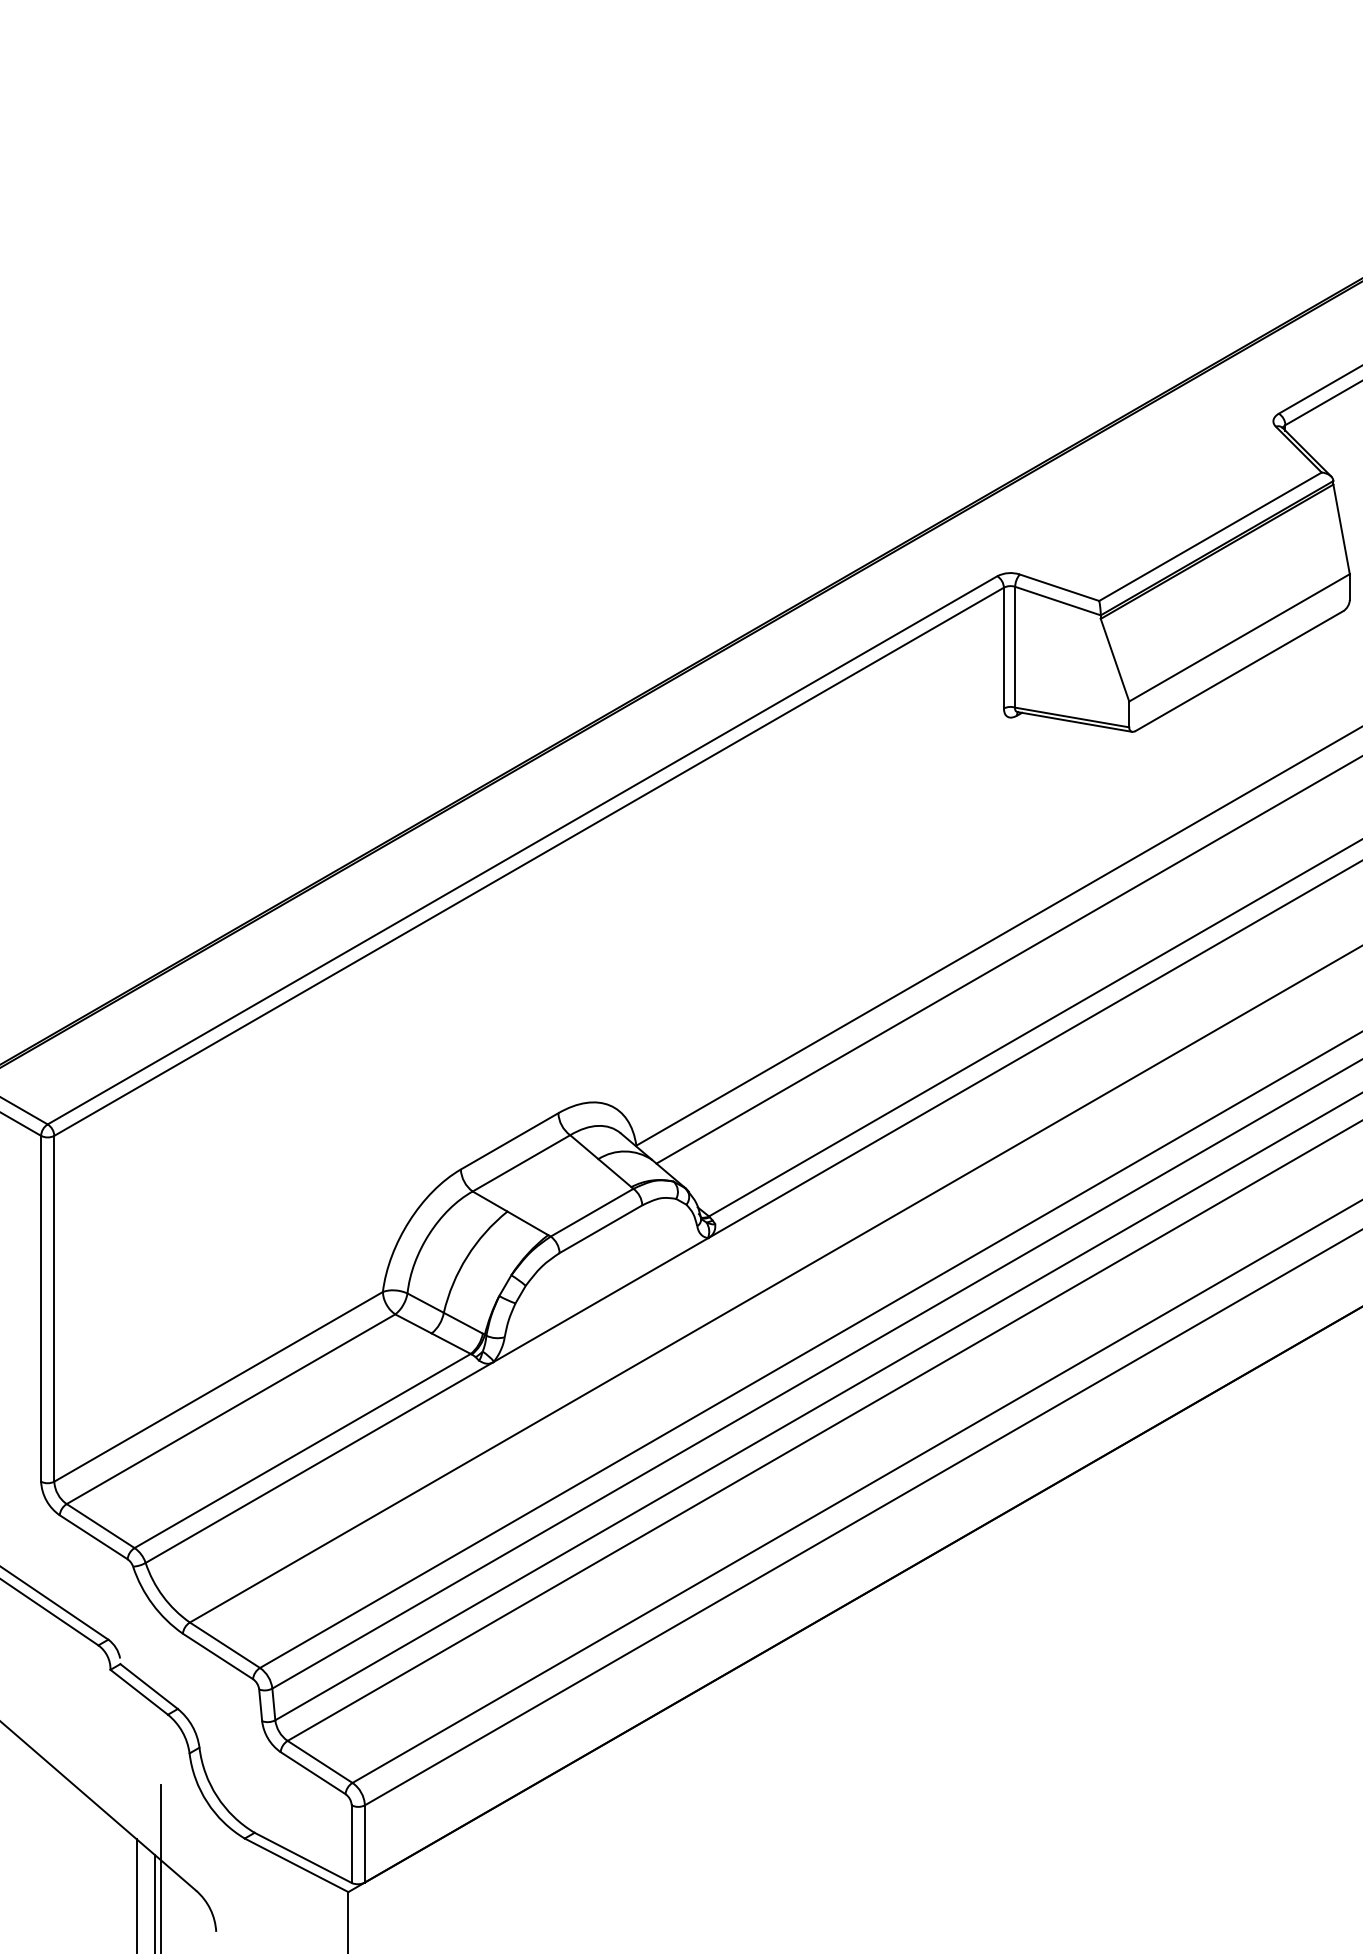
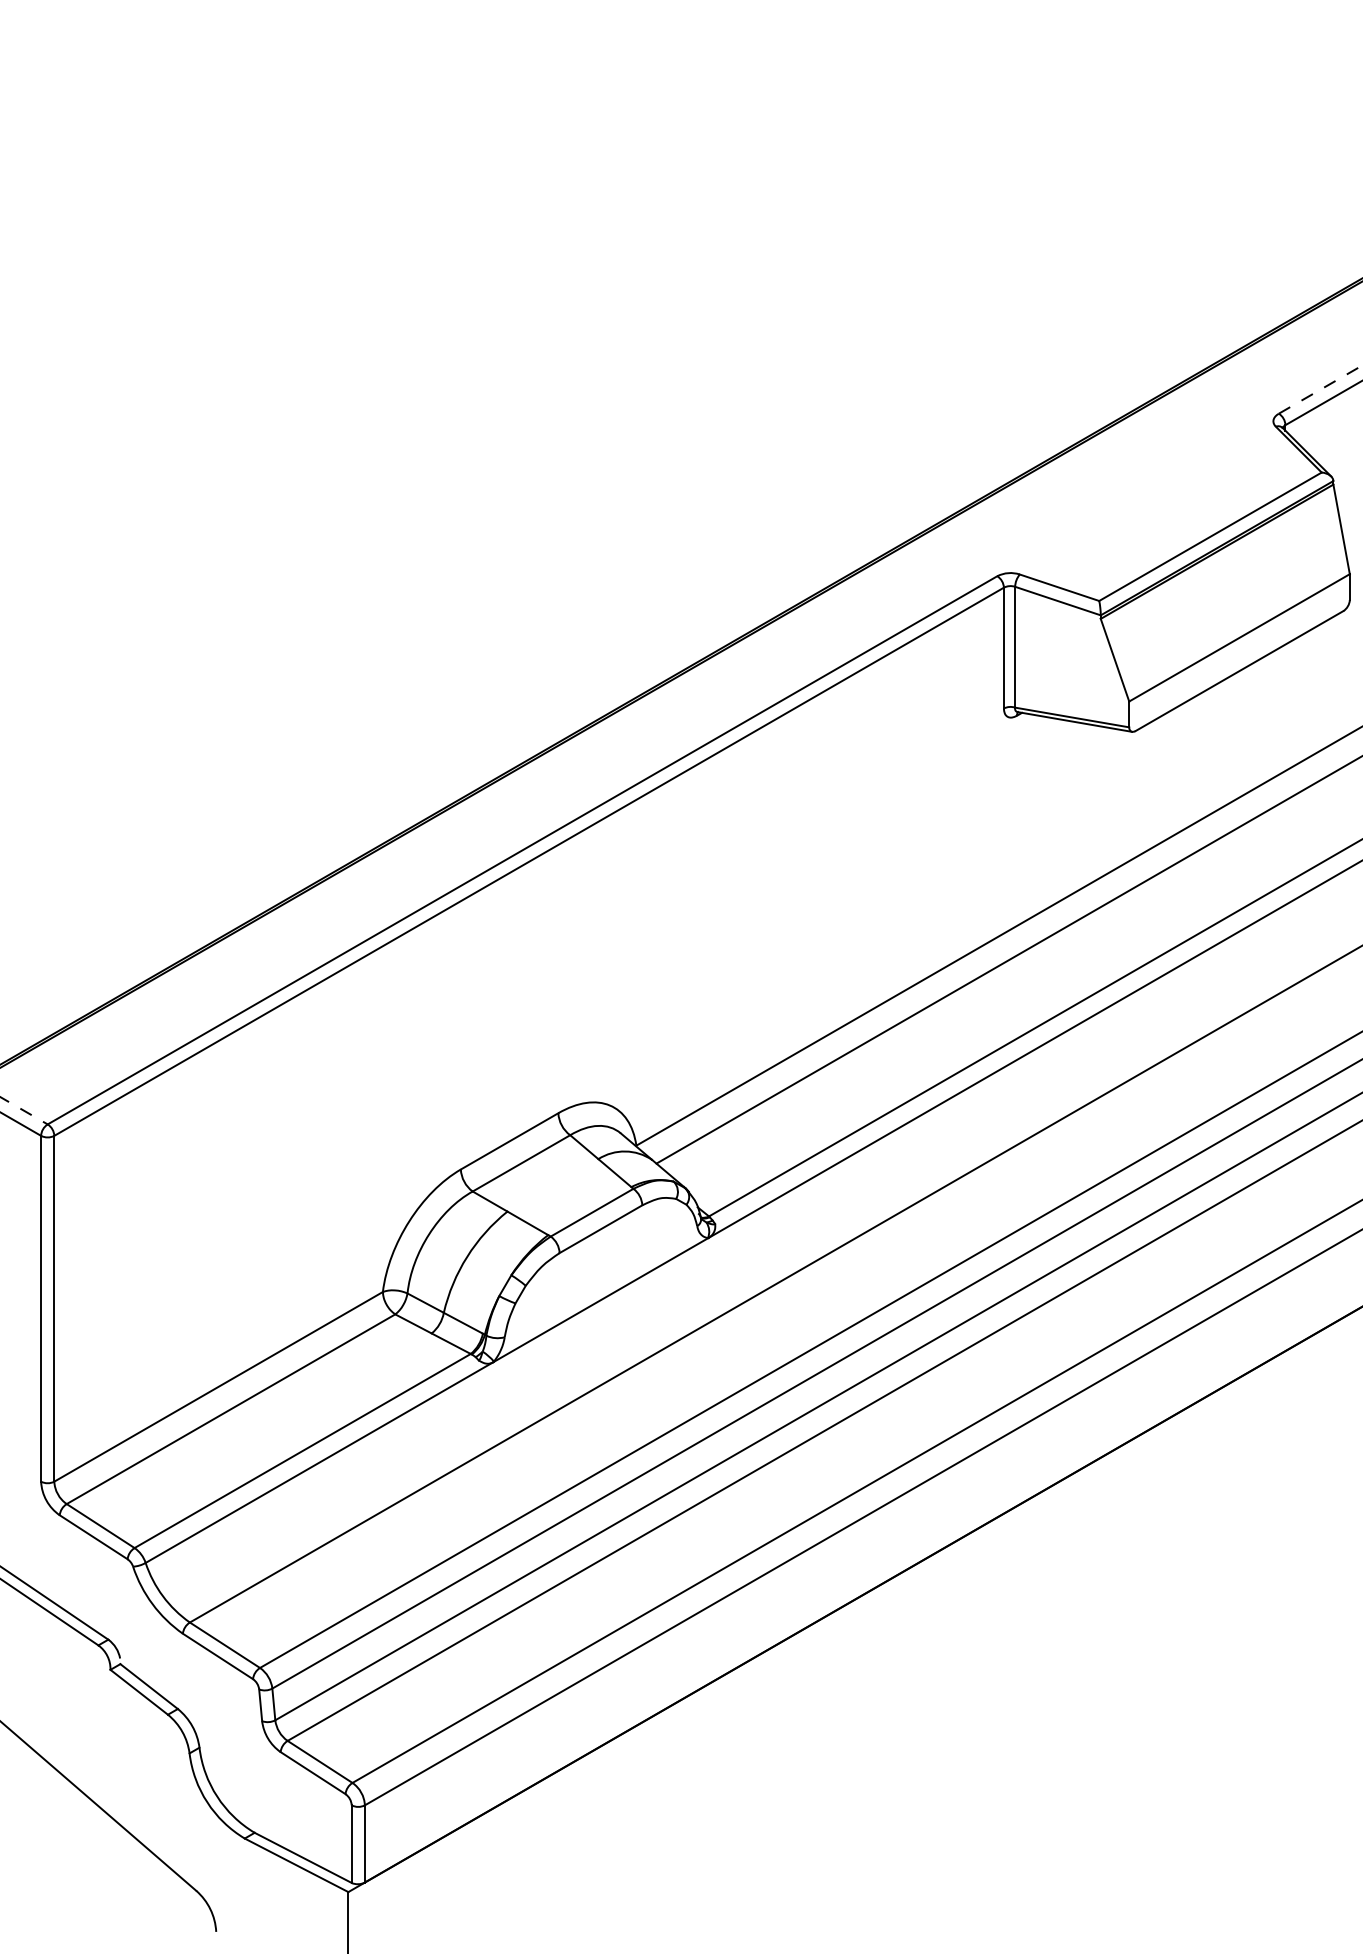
line: solid -> dashed (1321, 389)
line: solid -> dashed (24, 1110)
line: present -> none (160, 1867)
line: present -> none (136, 1894)
line: present -> none (154, 1902)
